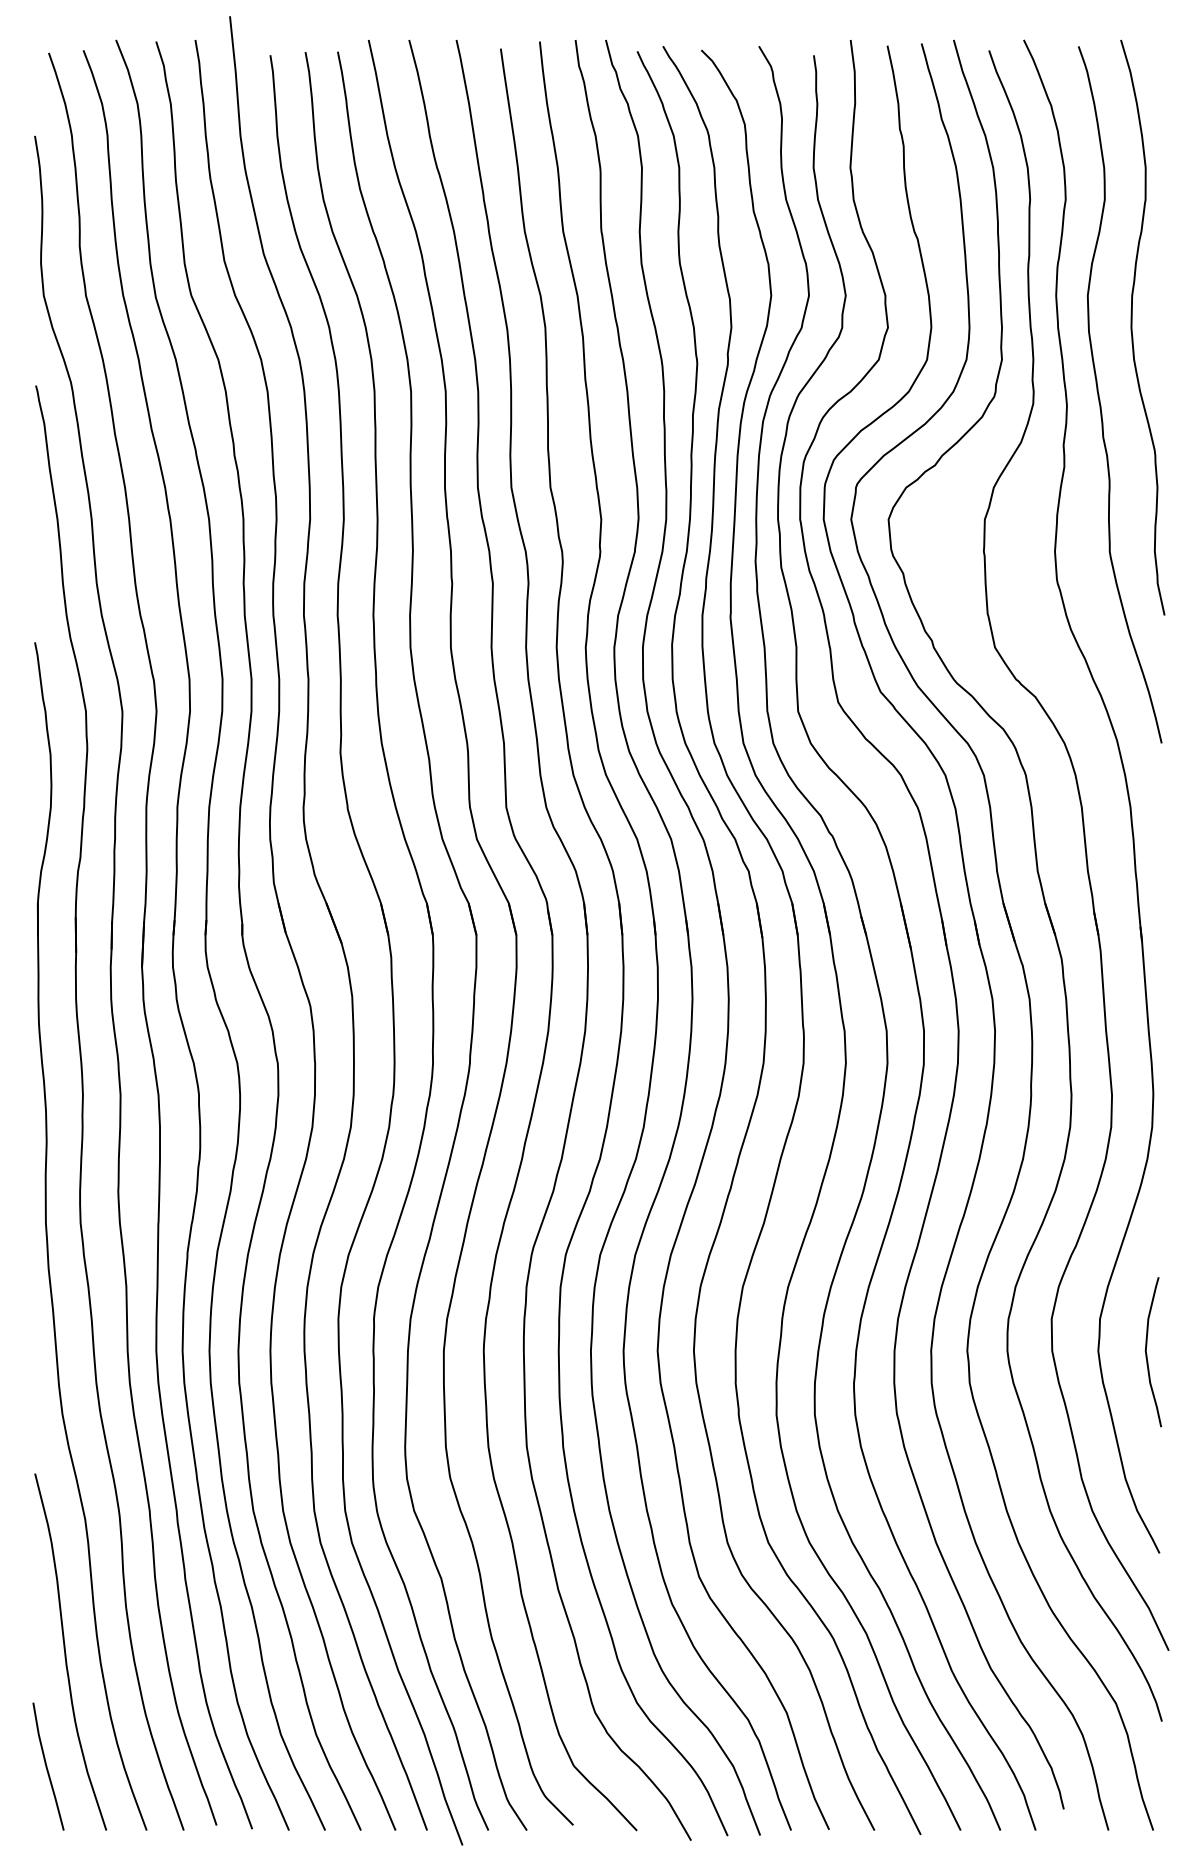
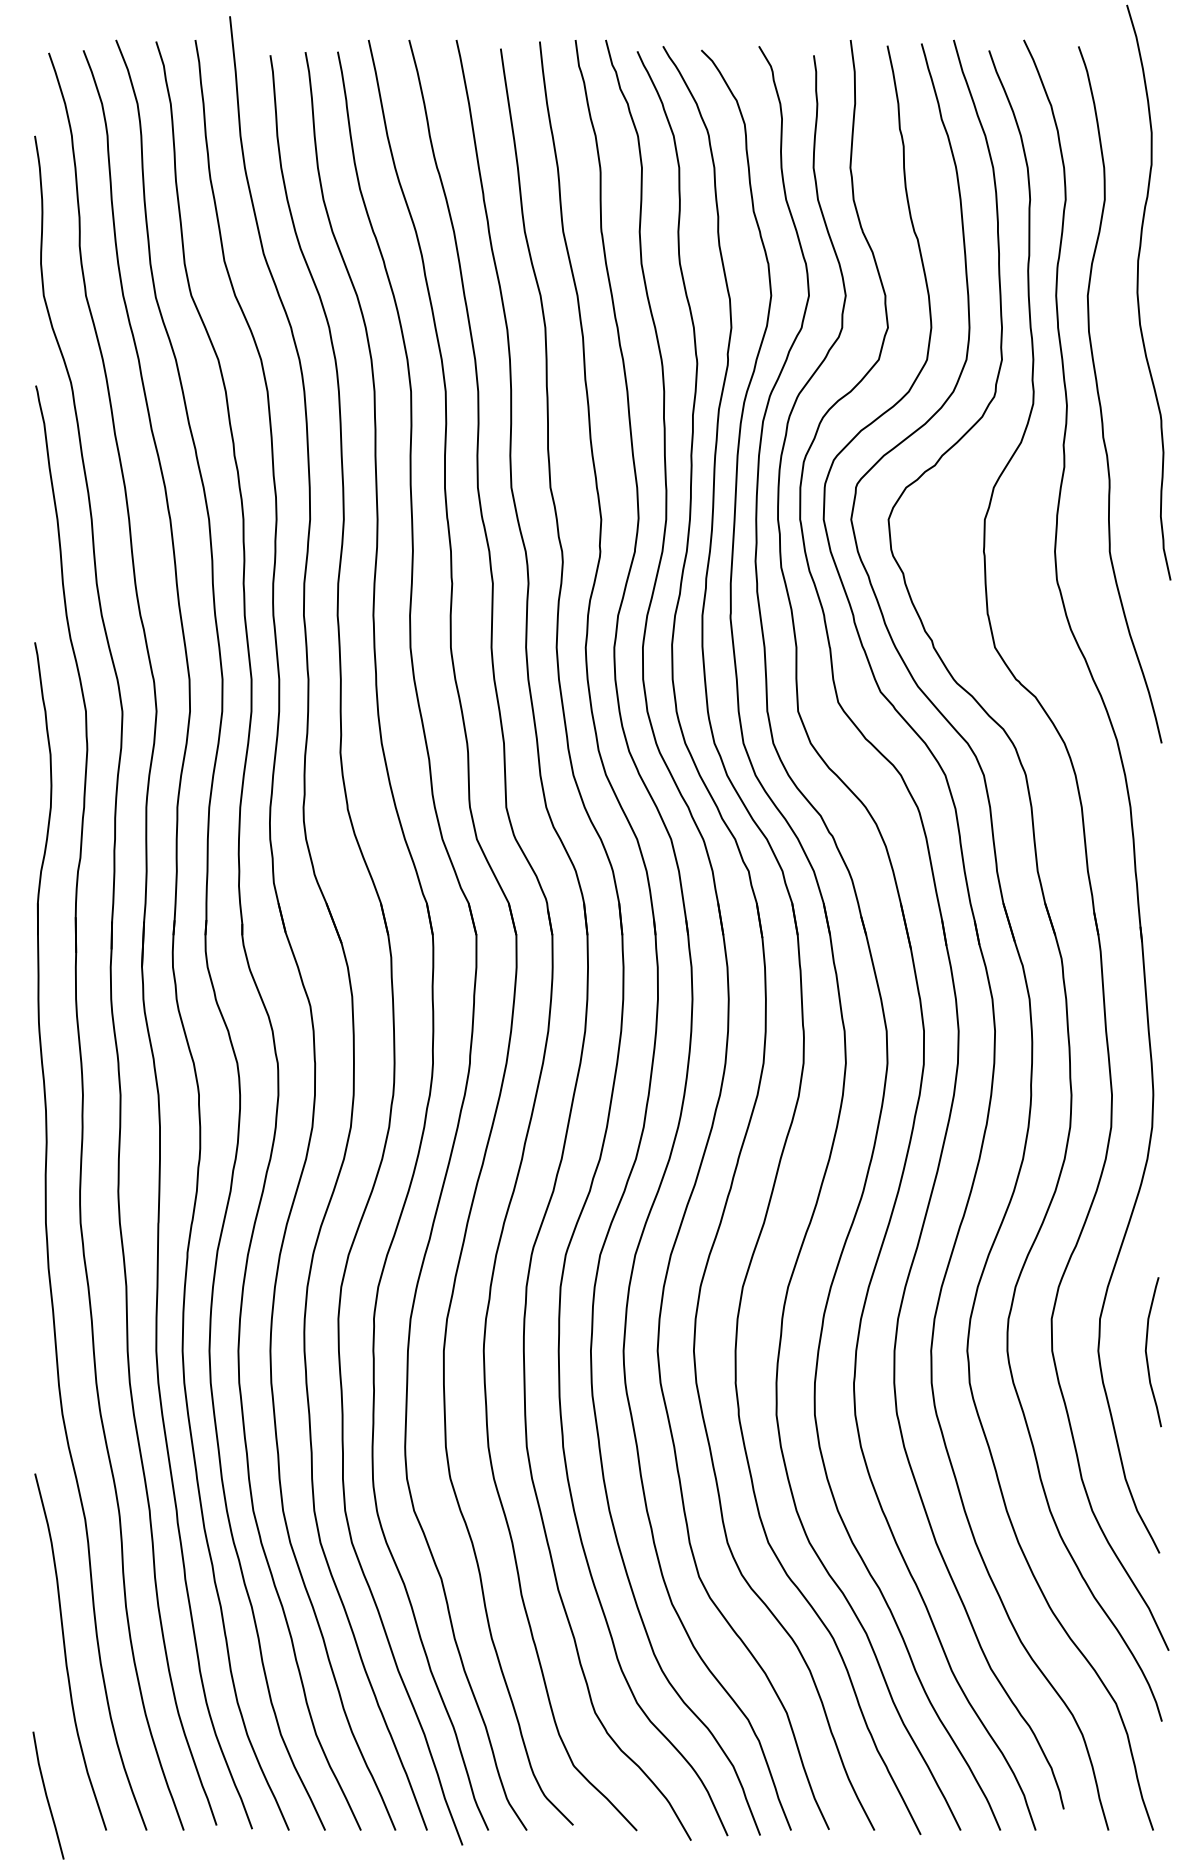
curve position: (1132, 327) -> (1138, 292) (1138, 292)
line position: (47, 1766) -> (47, 1795) (47, 1795)
